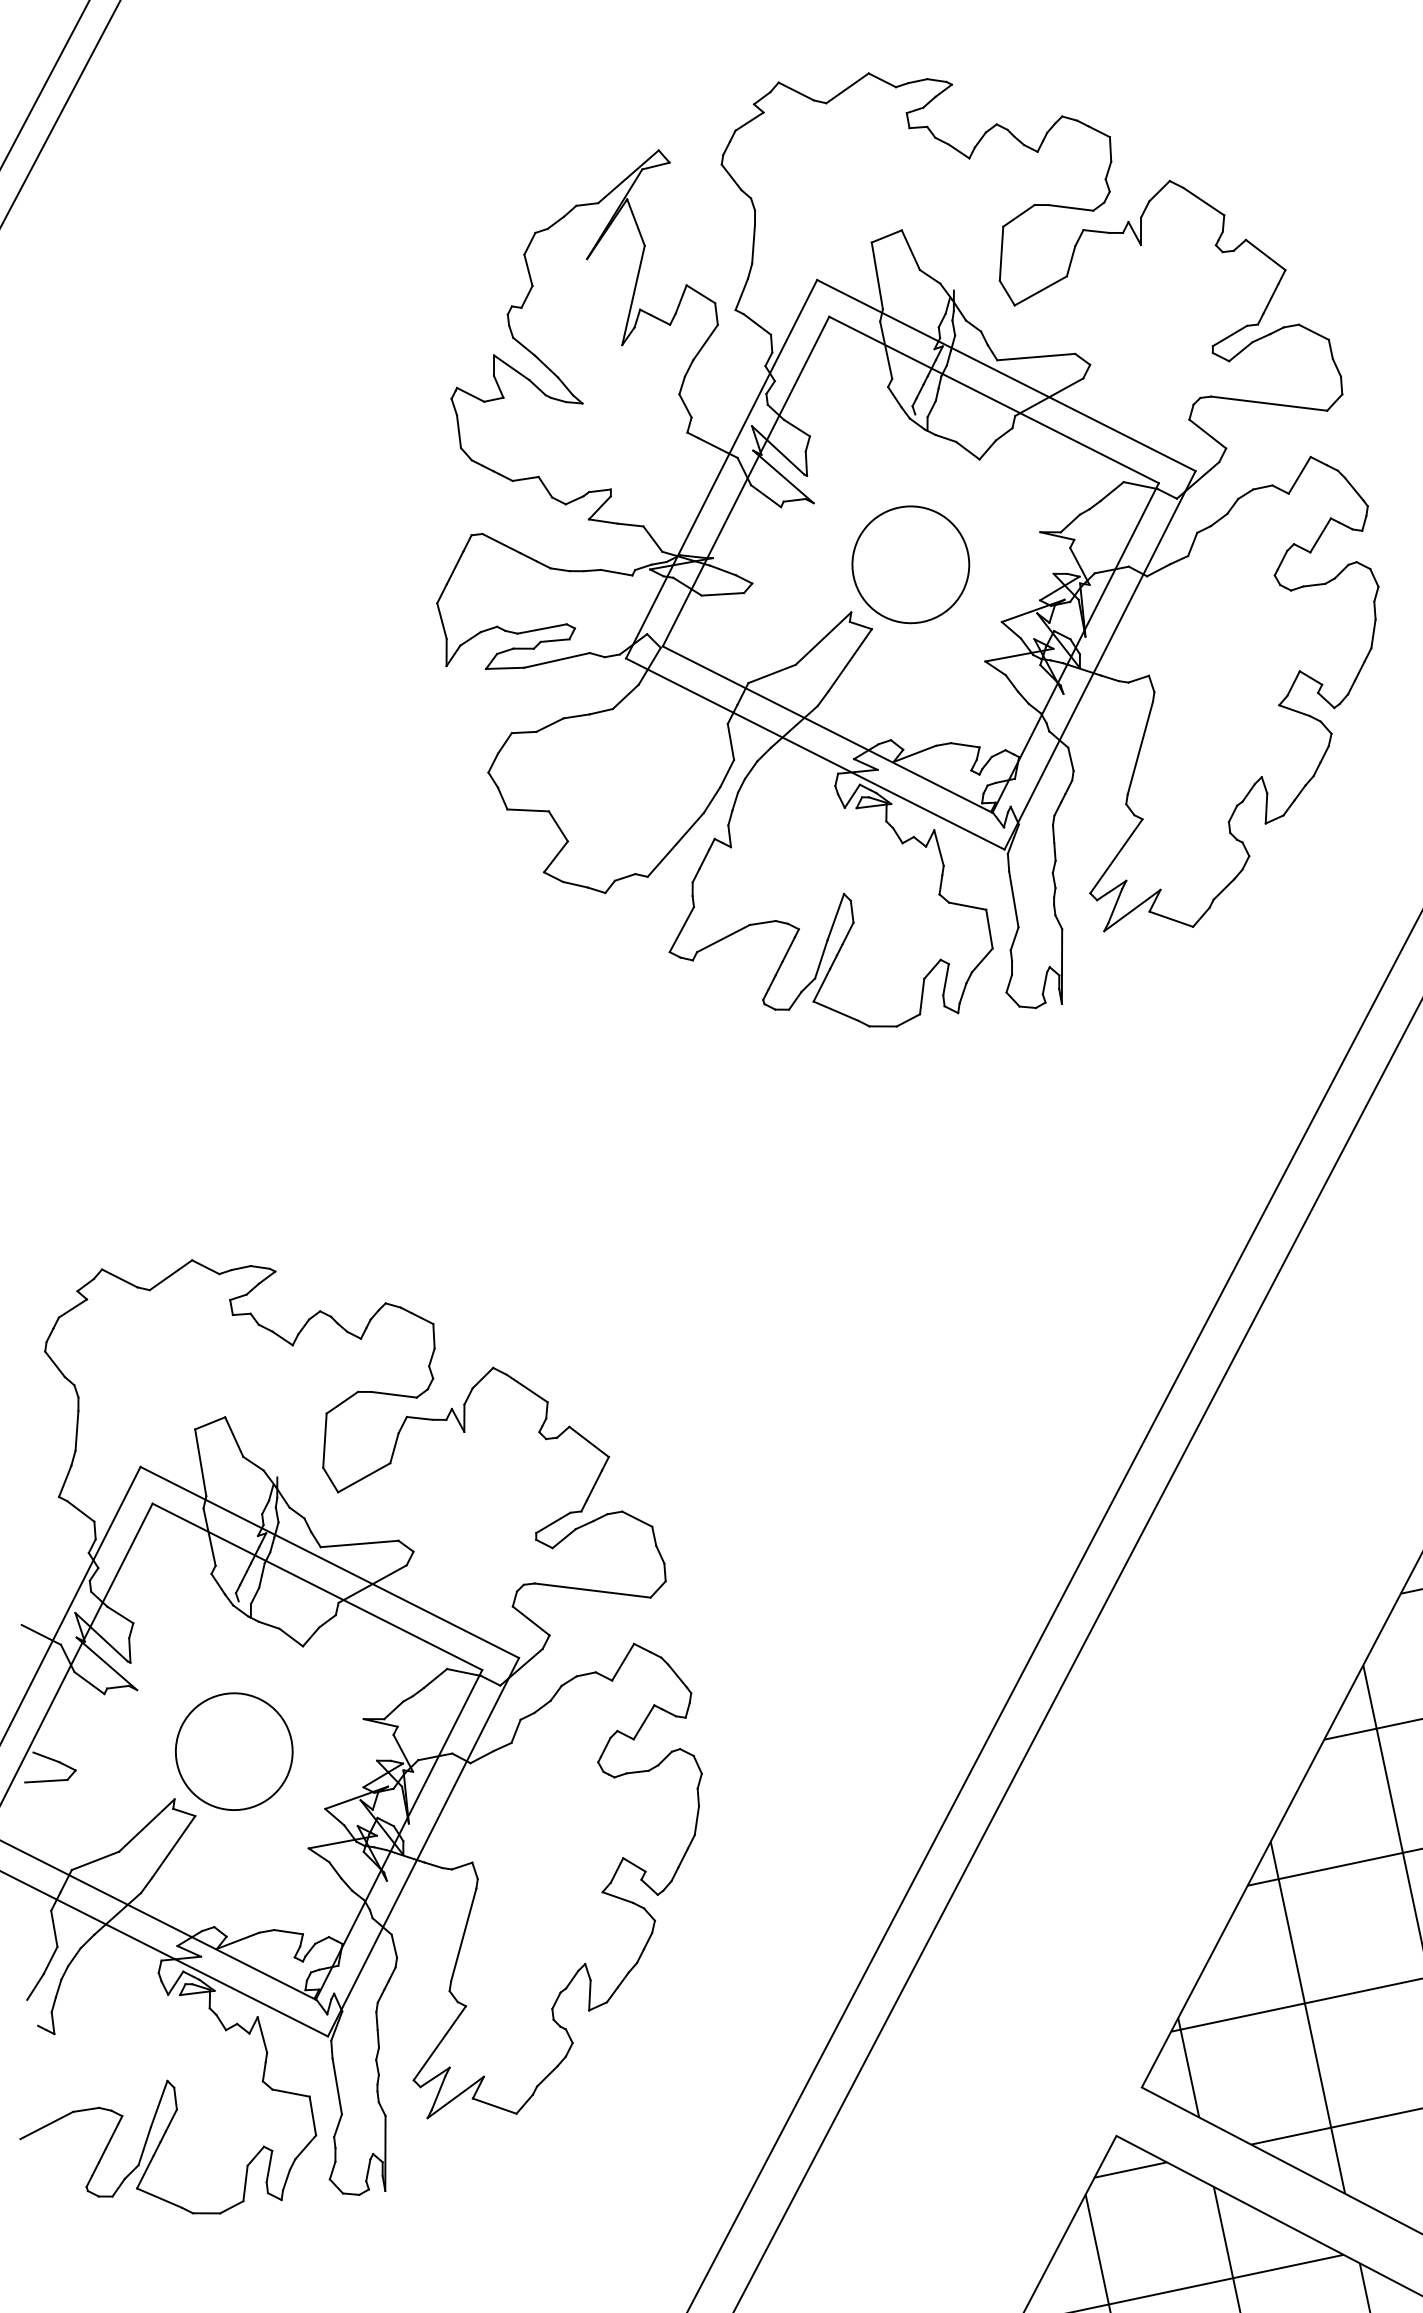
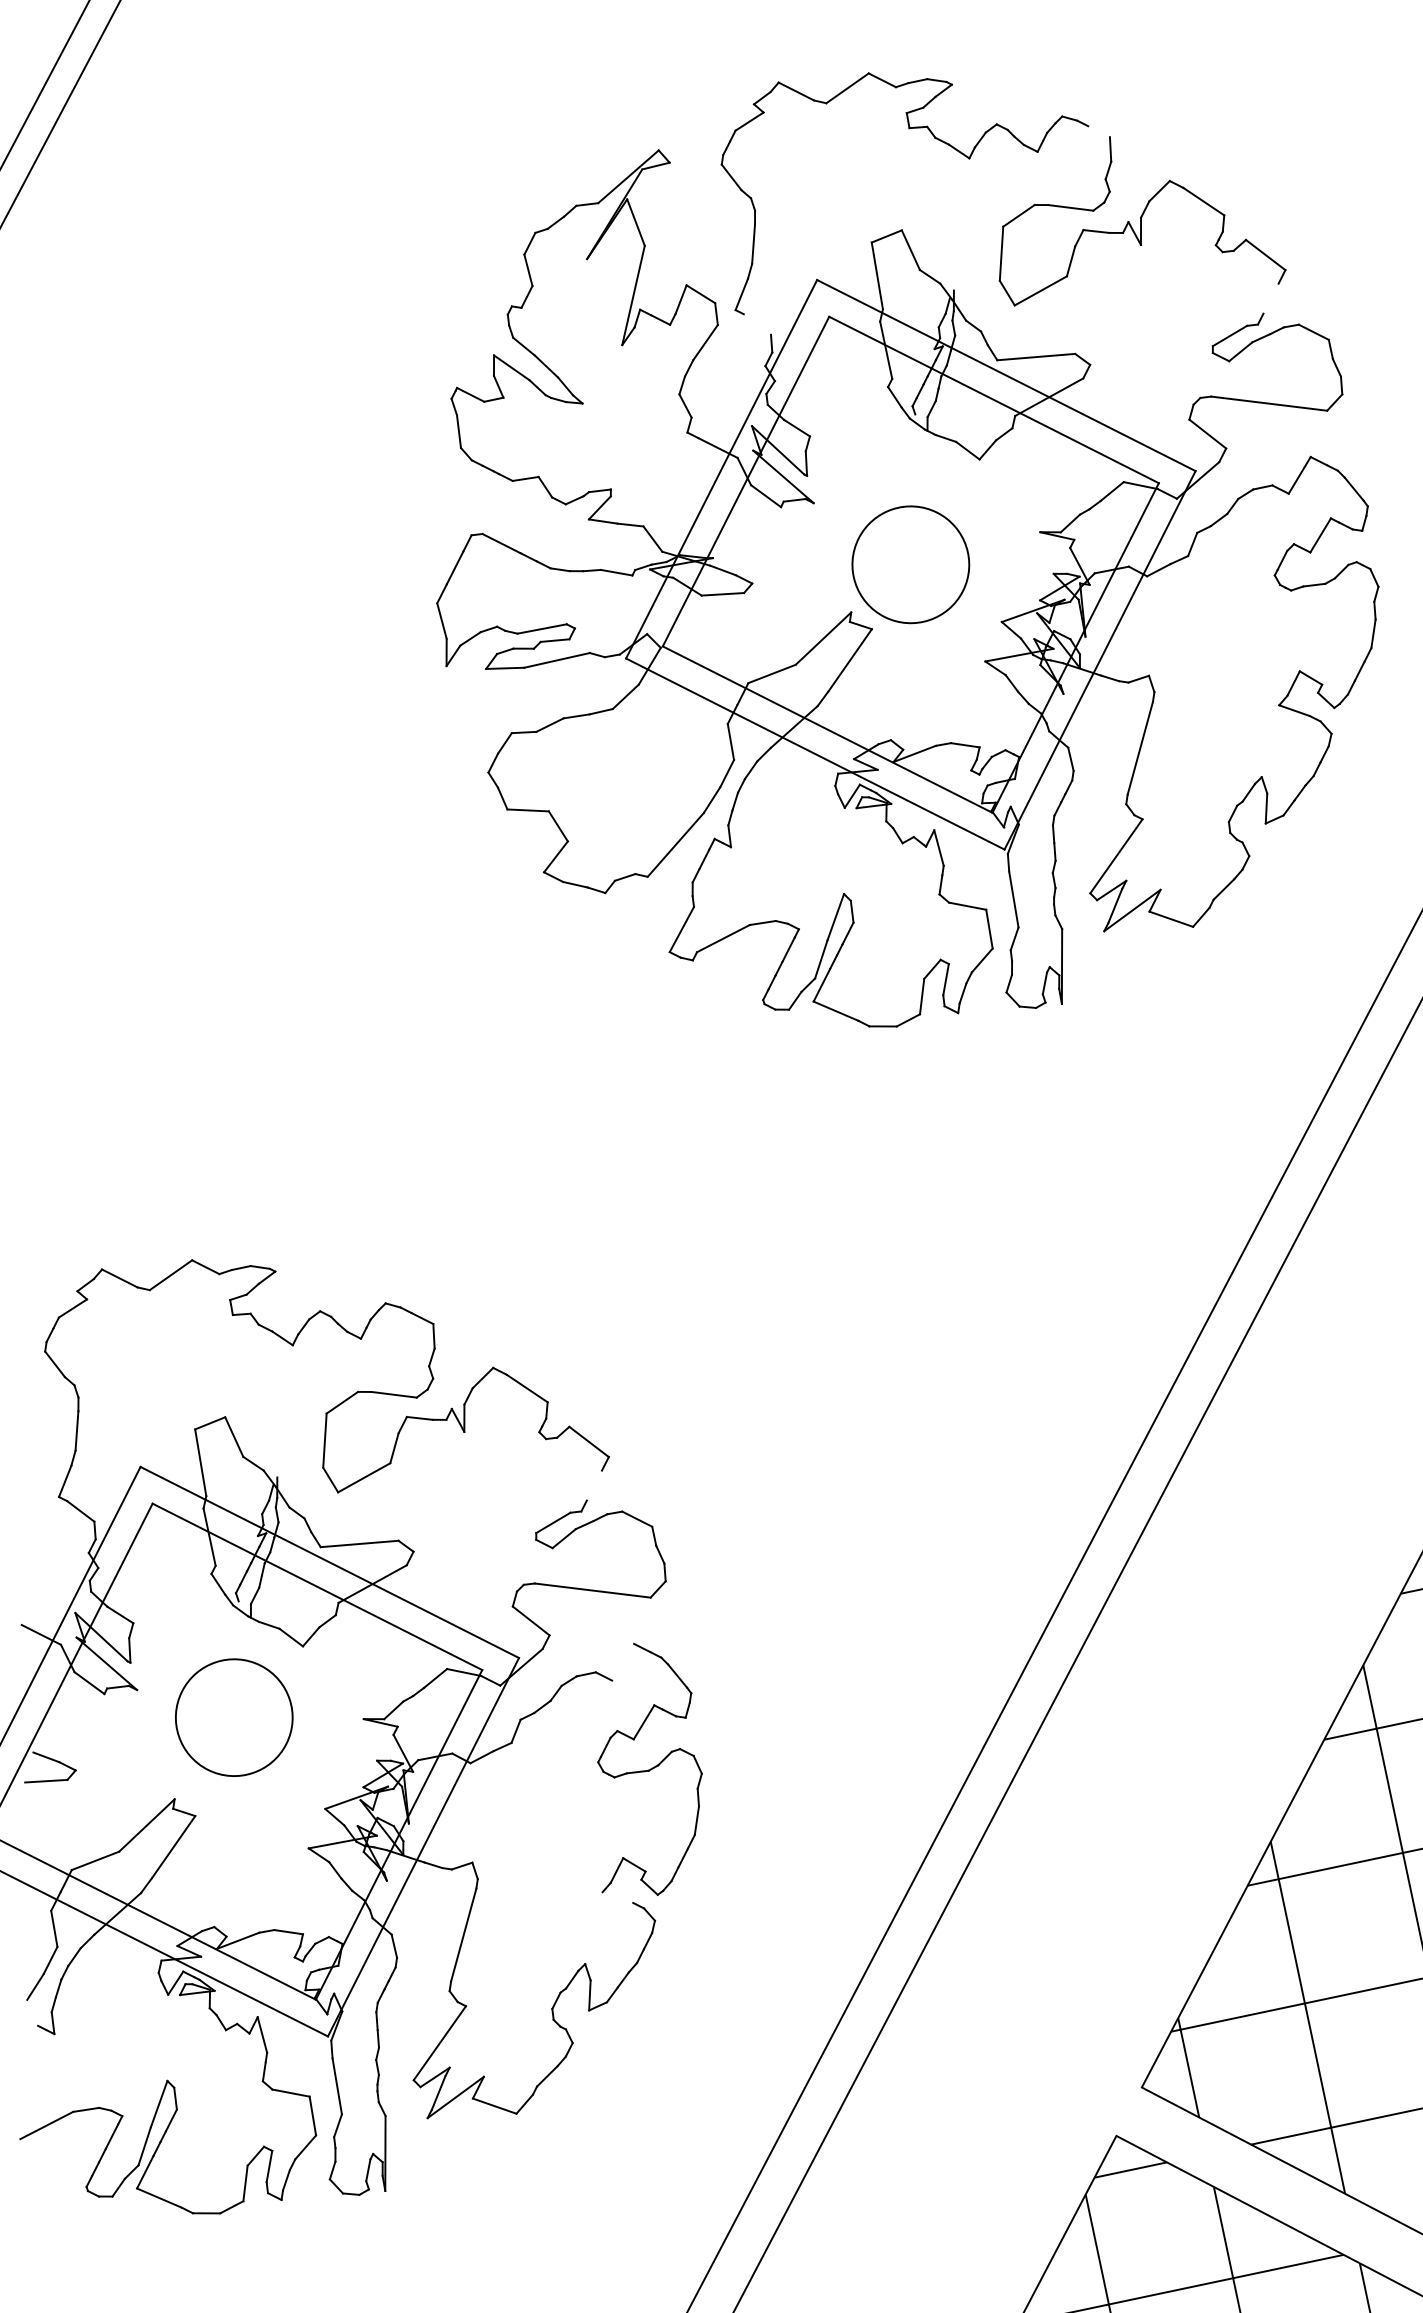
line: present -> none (1098, 131)
line: present -> none (1270, 298)
line: present -> none (757, 324)
line: present -> none (593, 1485)
line: present -> none (623, 1661)
part position: (234, 1751) -> (234, 1717) (234, 1717)
line: present -> none (617, 1897)
